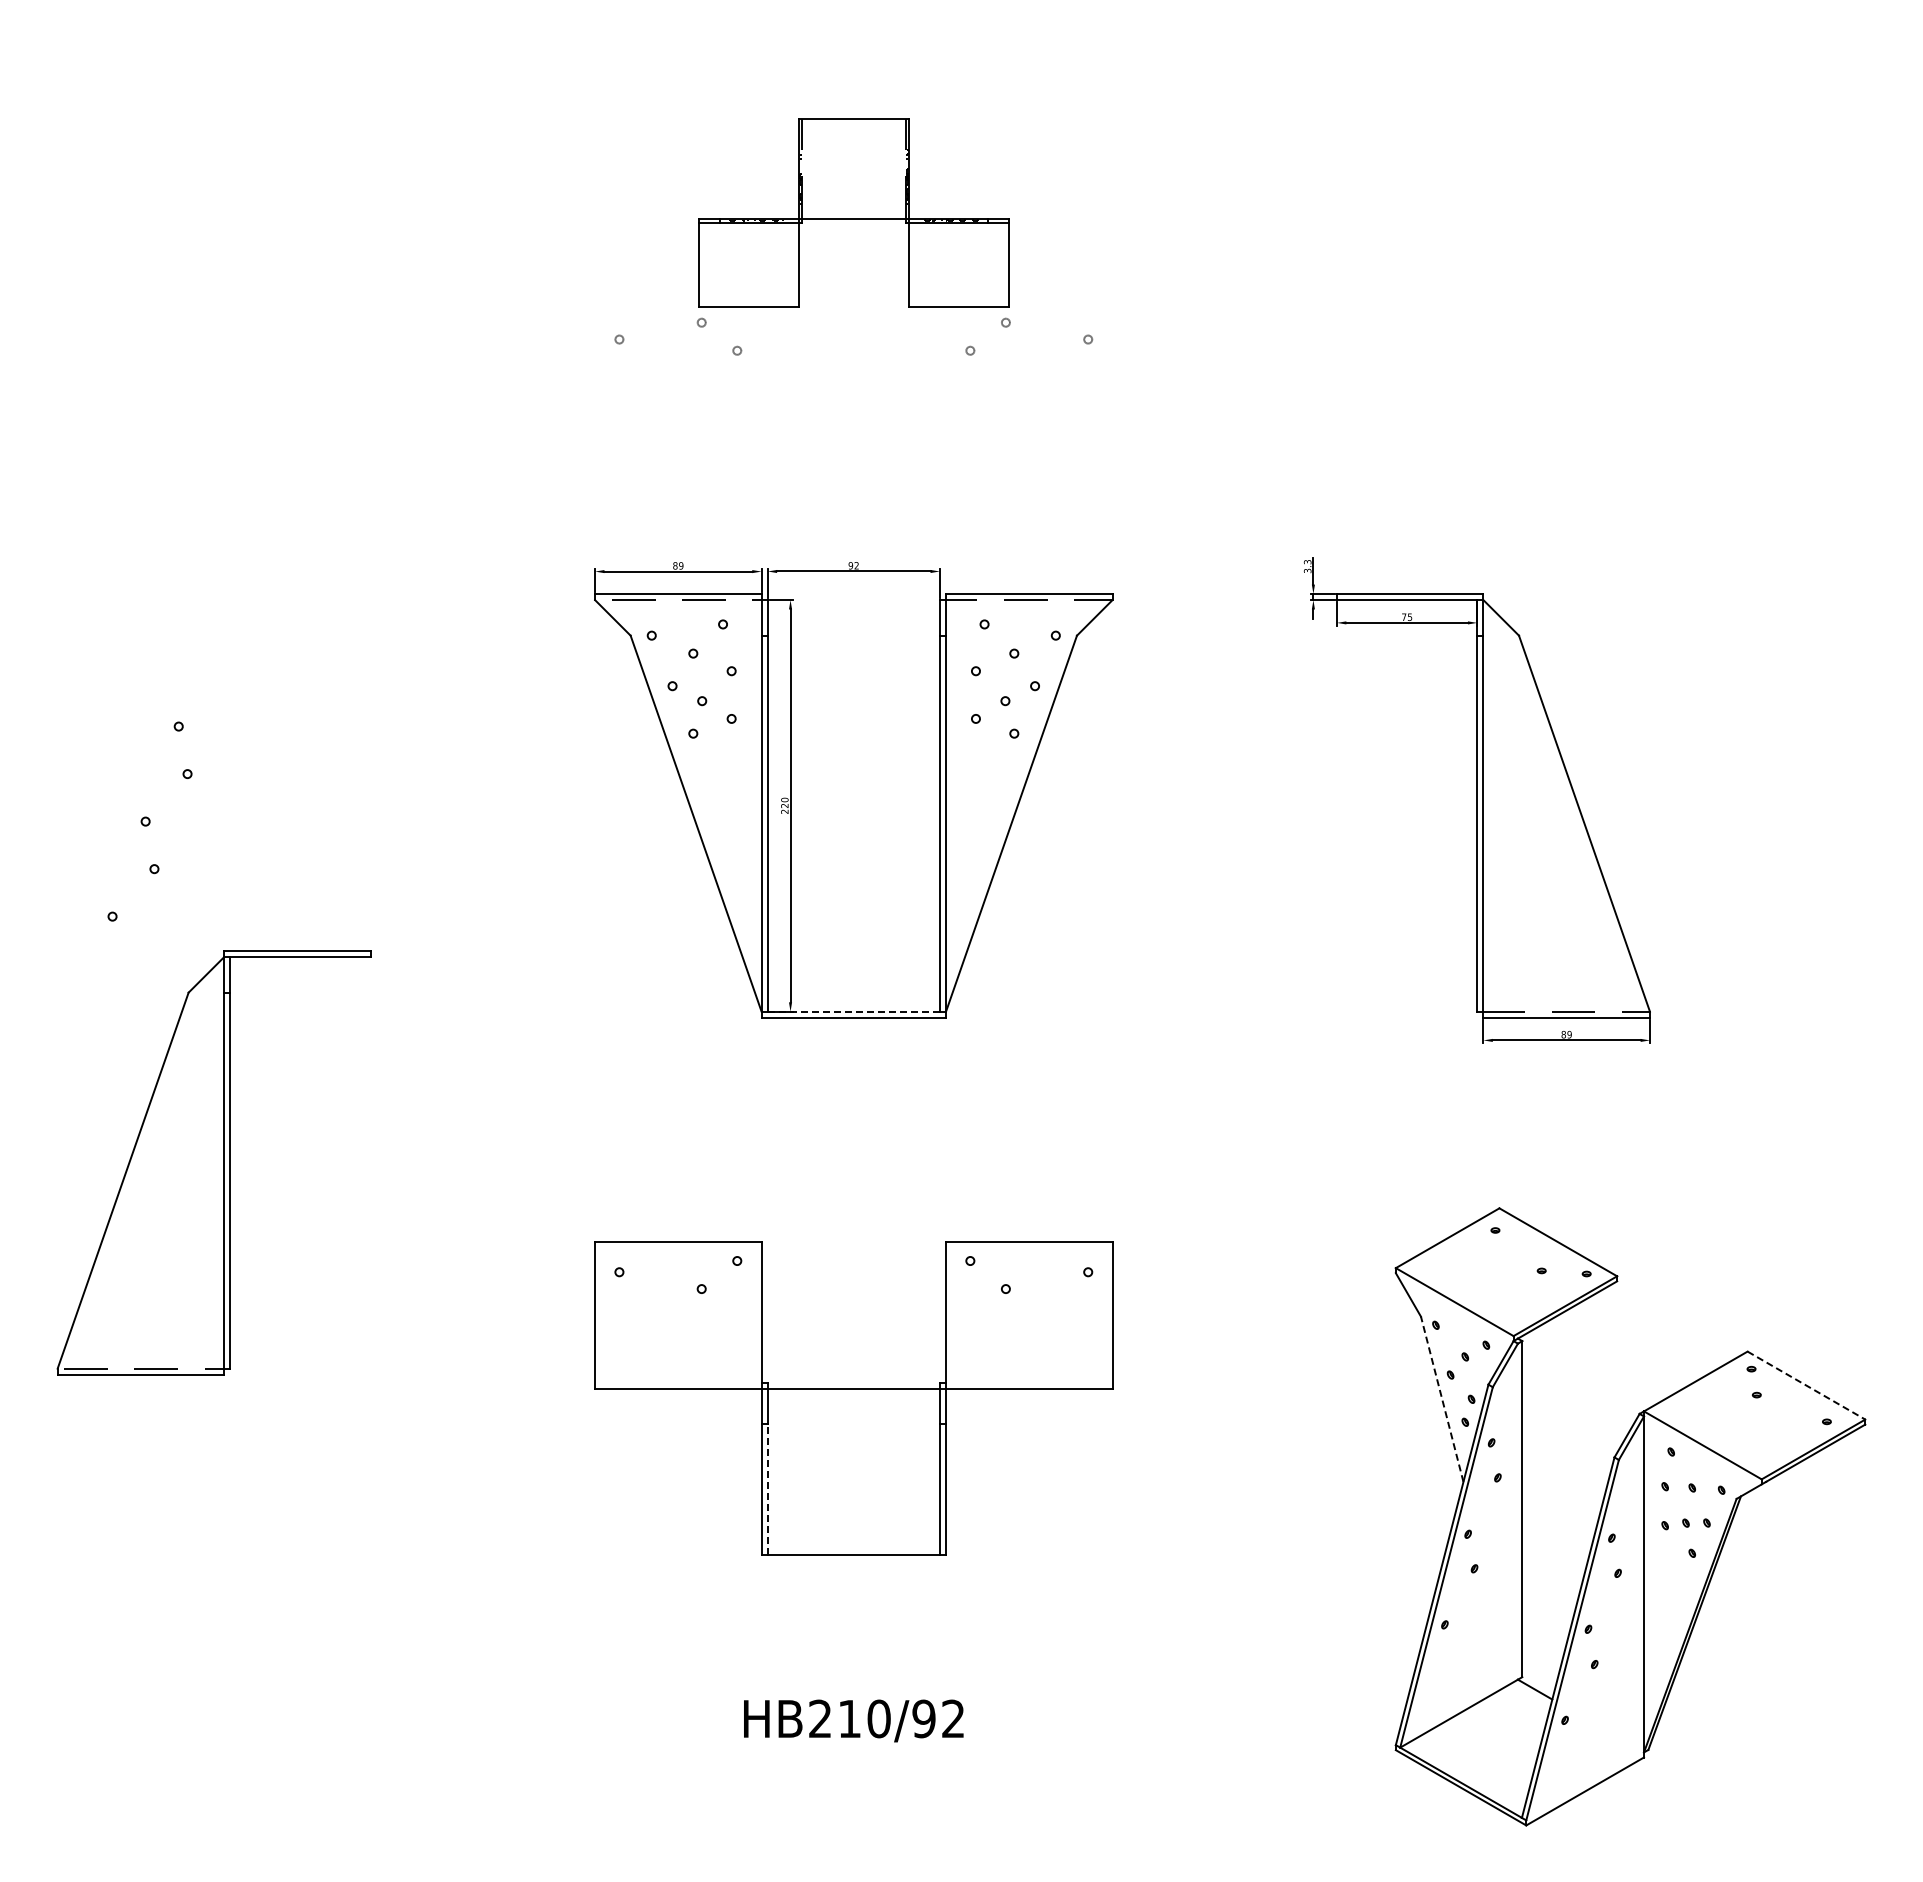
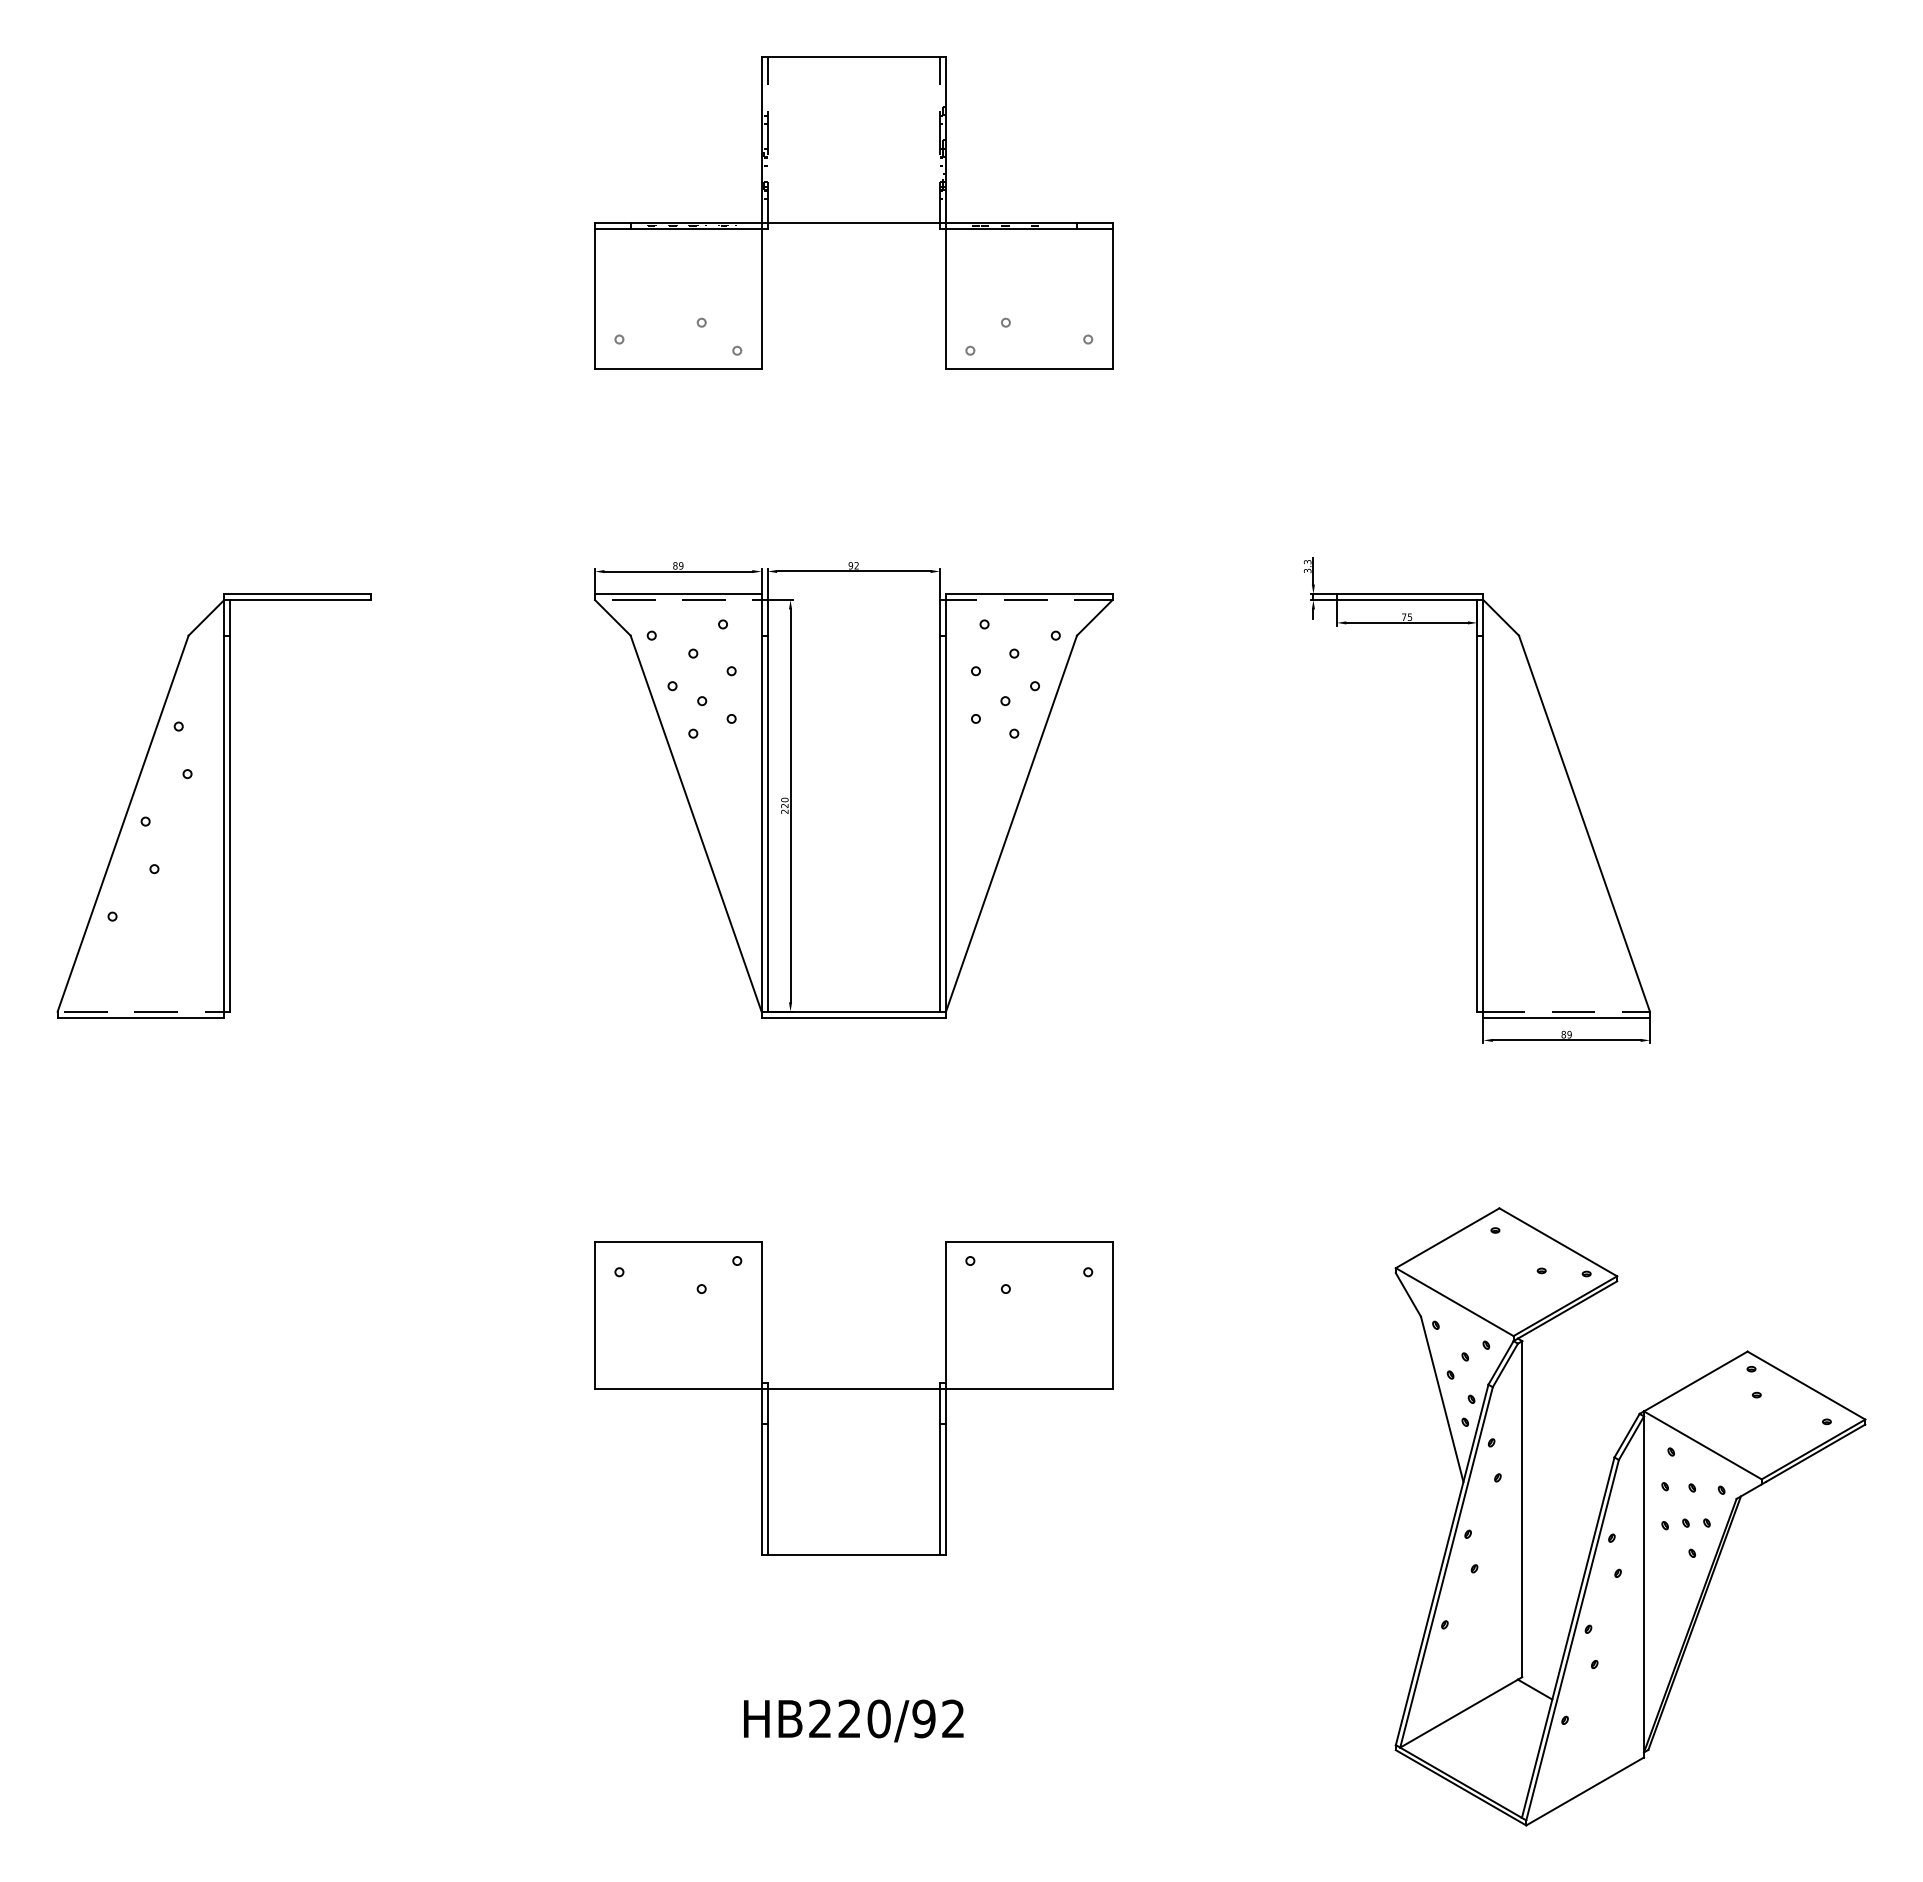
part size: 312x190 px -> 520x314 px (853, 212)
line: dashed -> solid (854, 1011)
part position: (213, 1162) -> (213, 805) (213, 805)
line: dashed -> solid (1806, 1385)
line: dashed -> solid (1442, 1398)
line: dashed -> solid (767, 1489)
text: HB210/92 -> HB220/92 (849, 1718)
